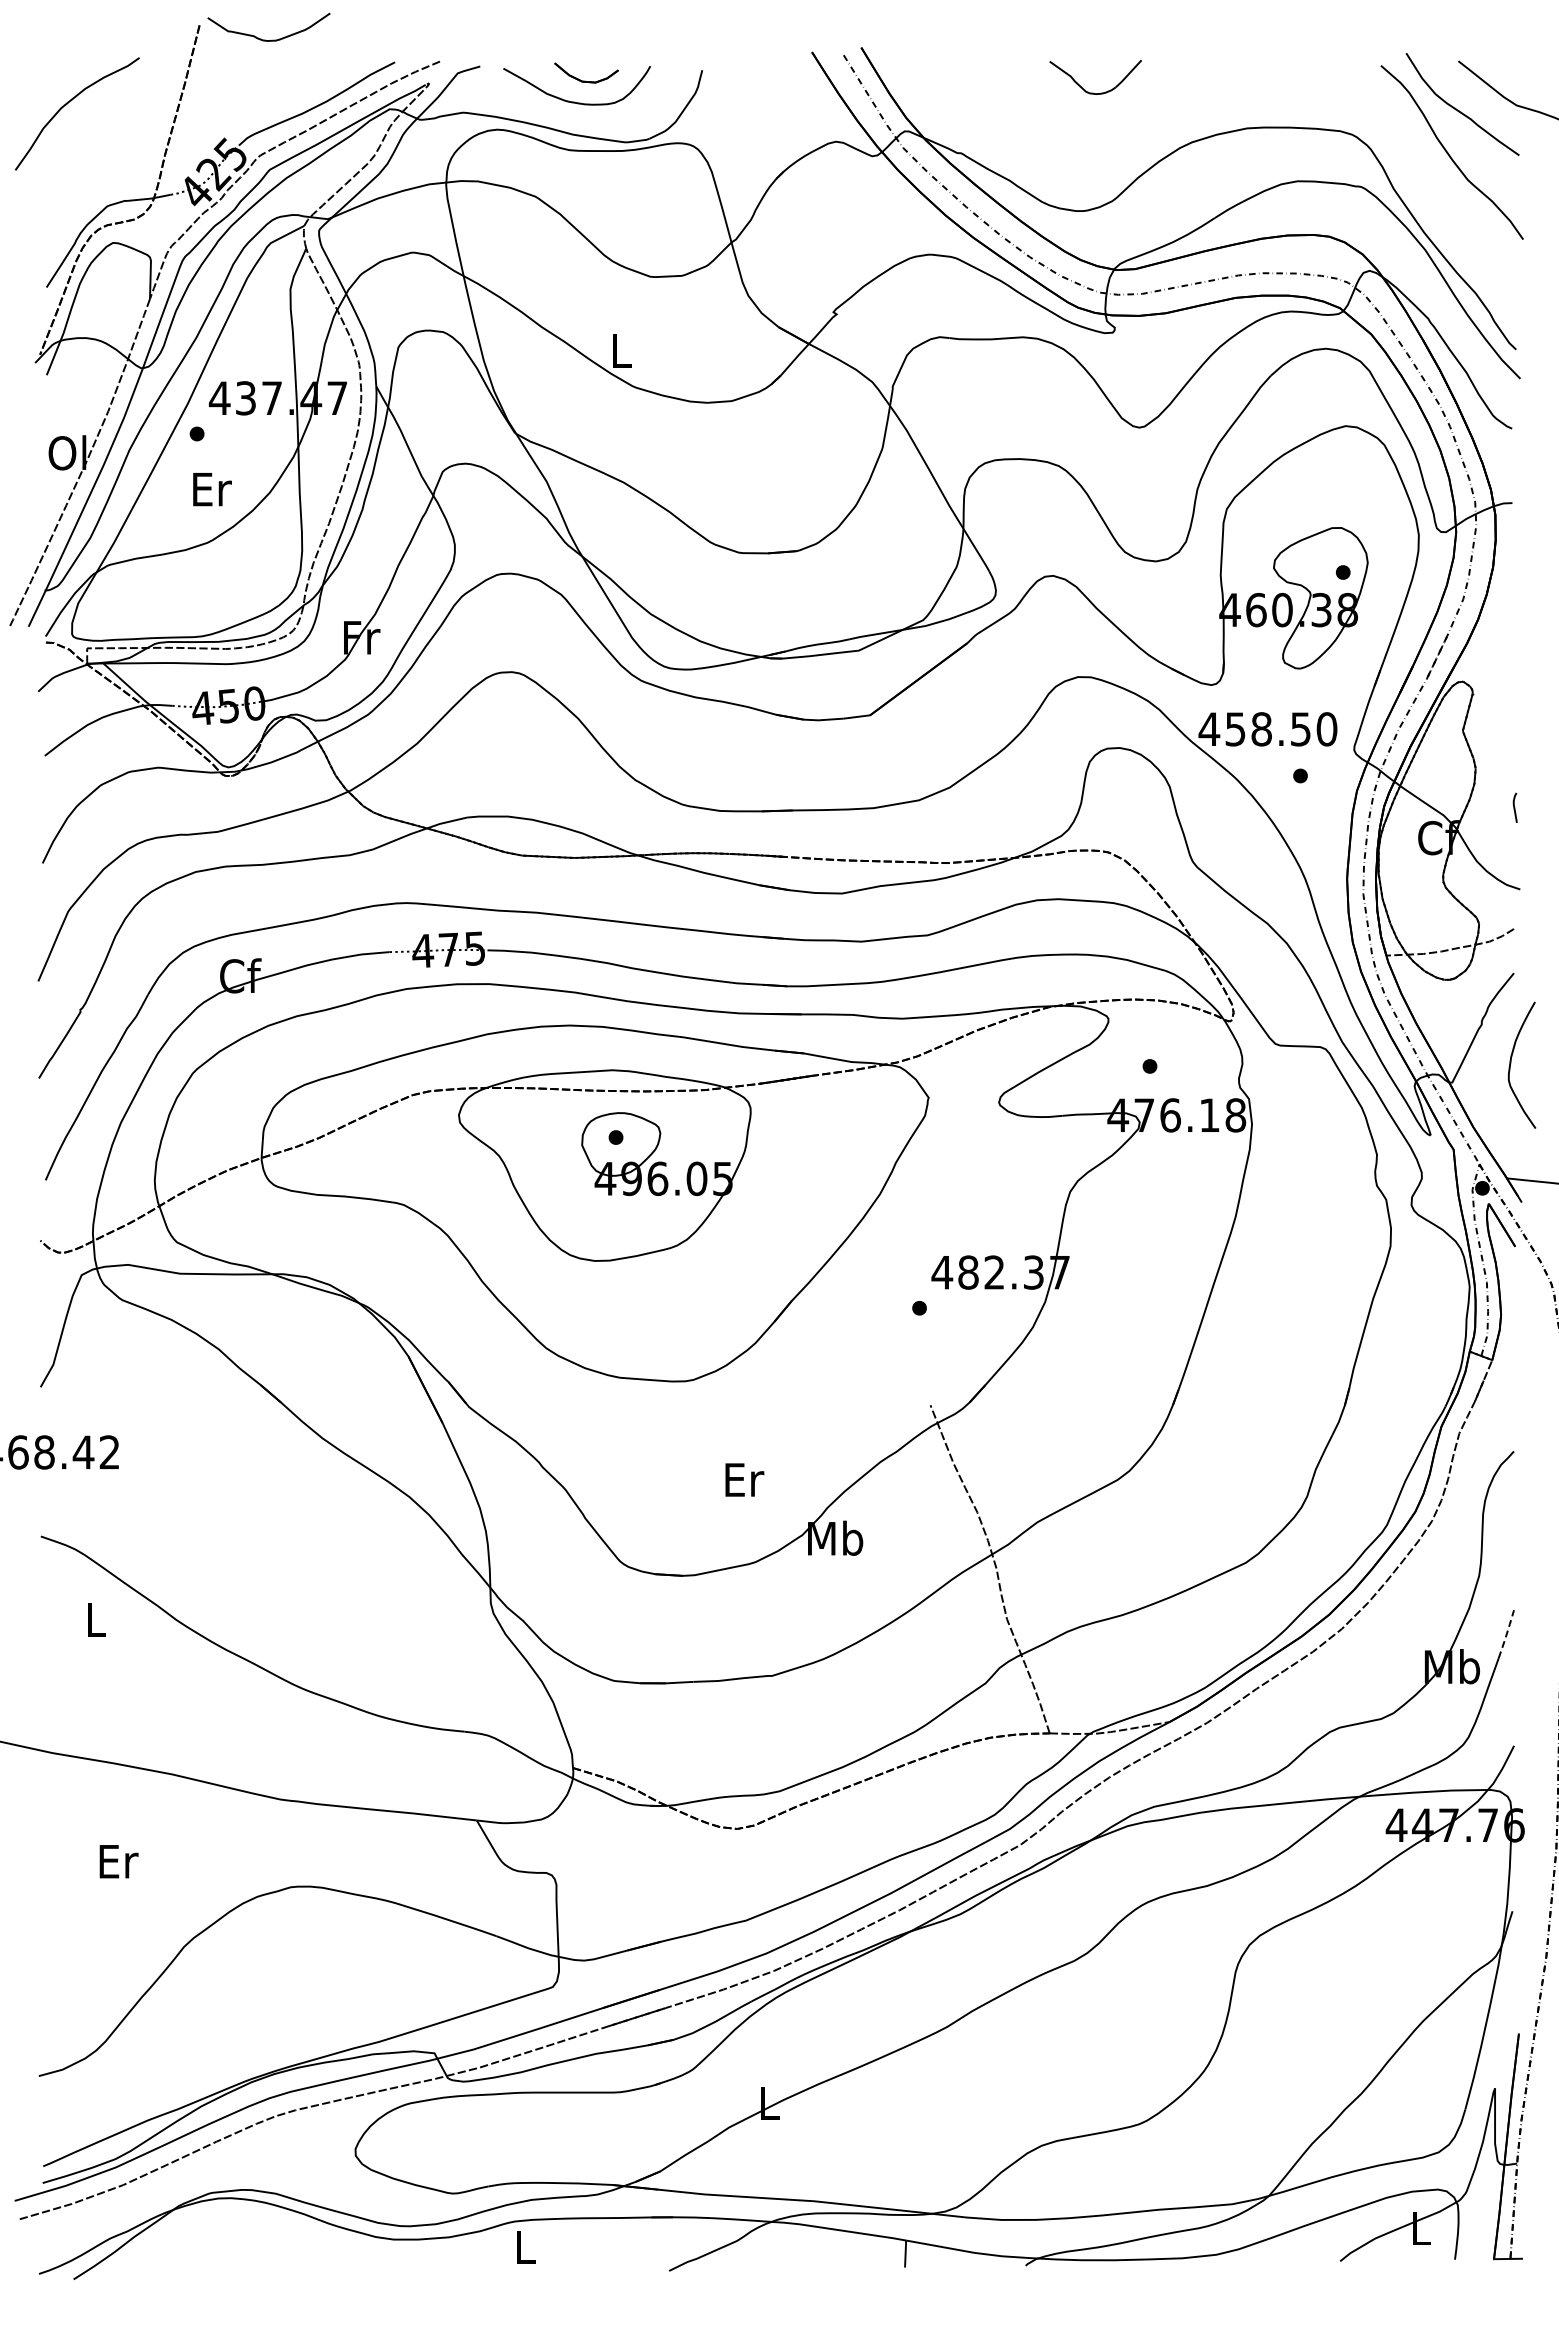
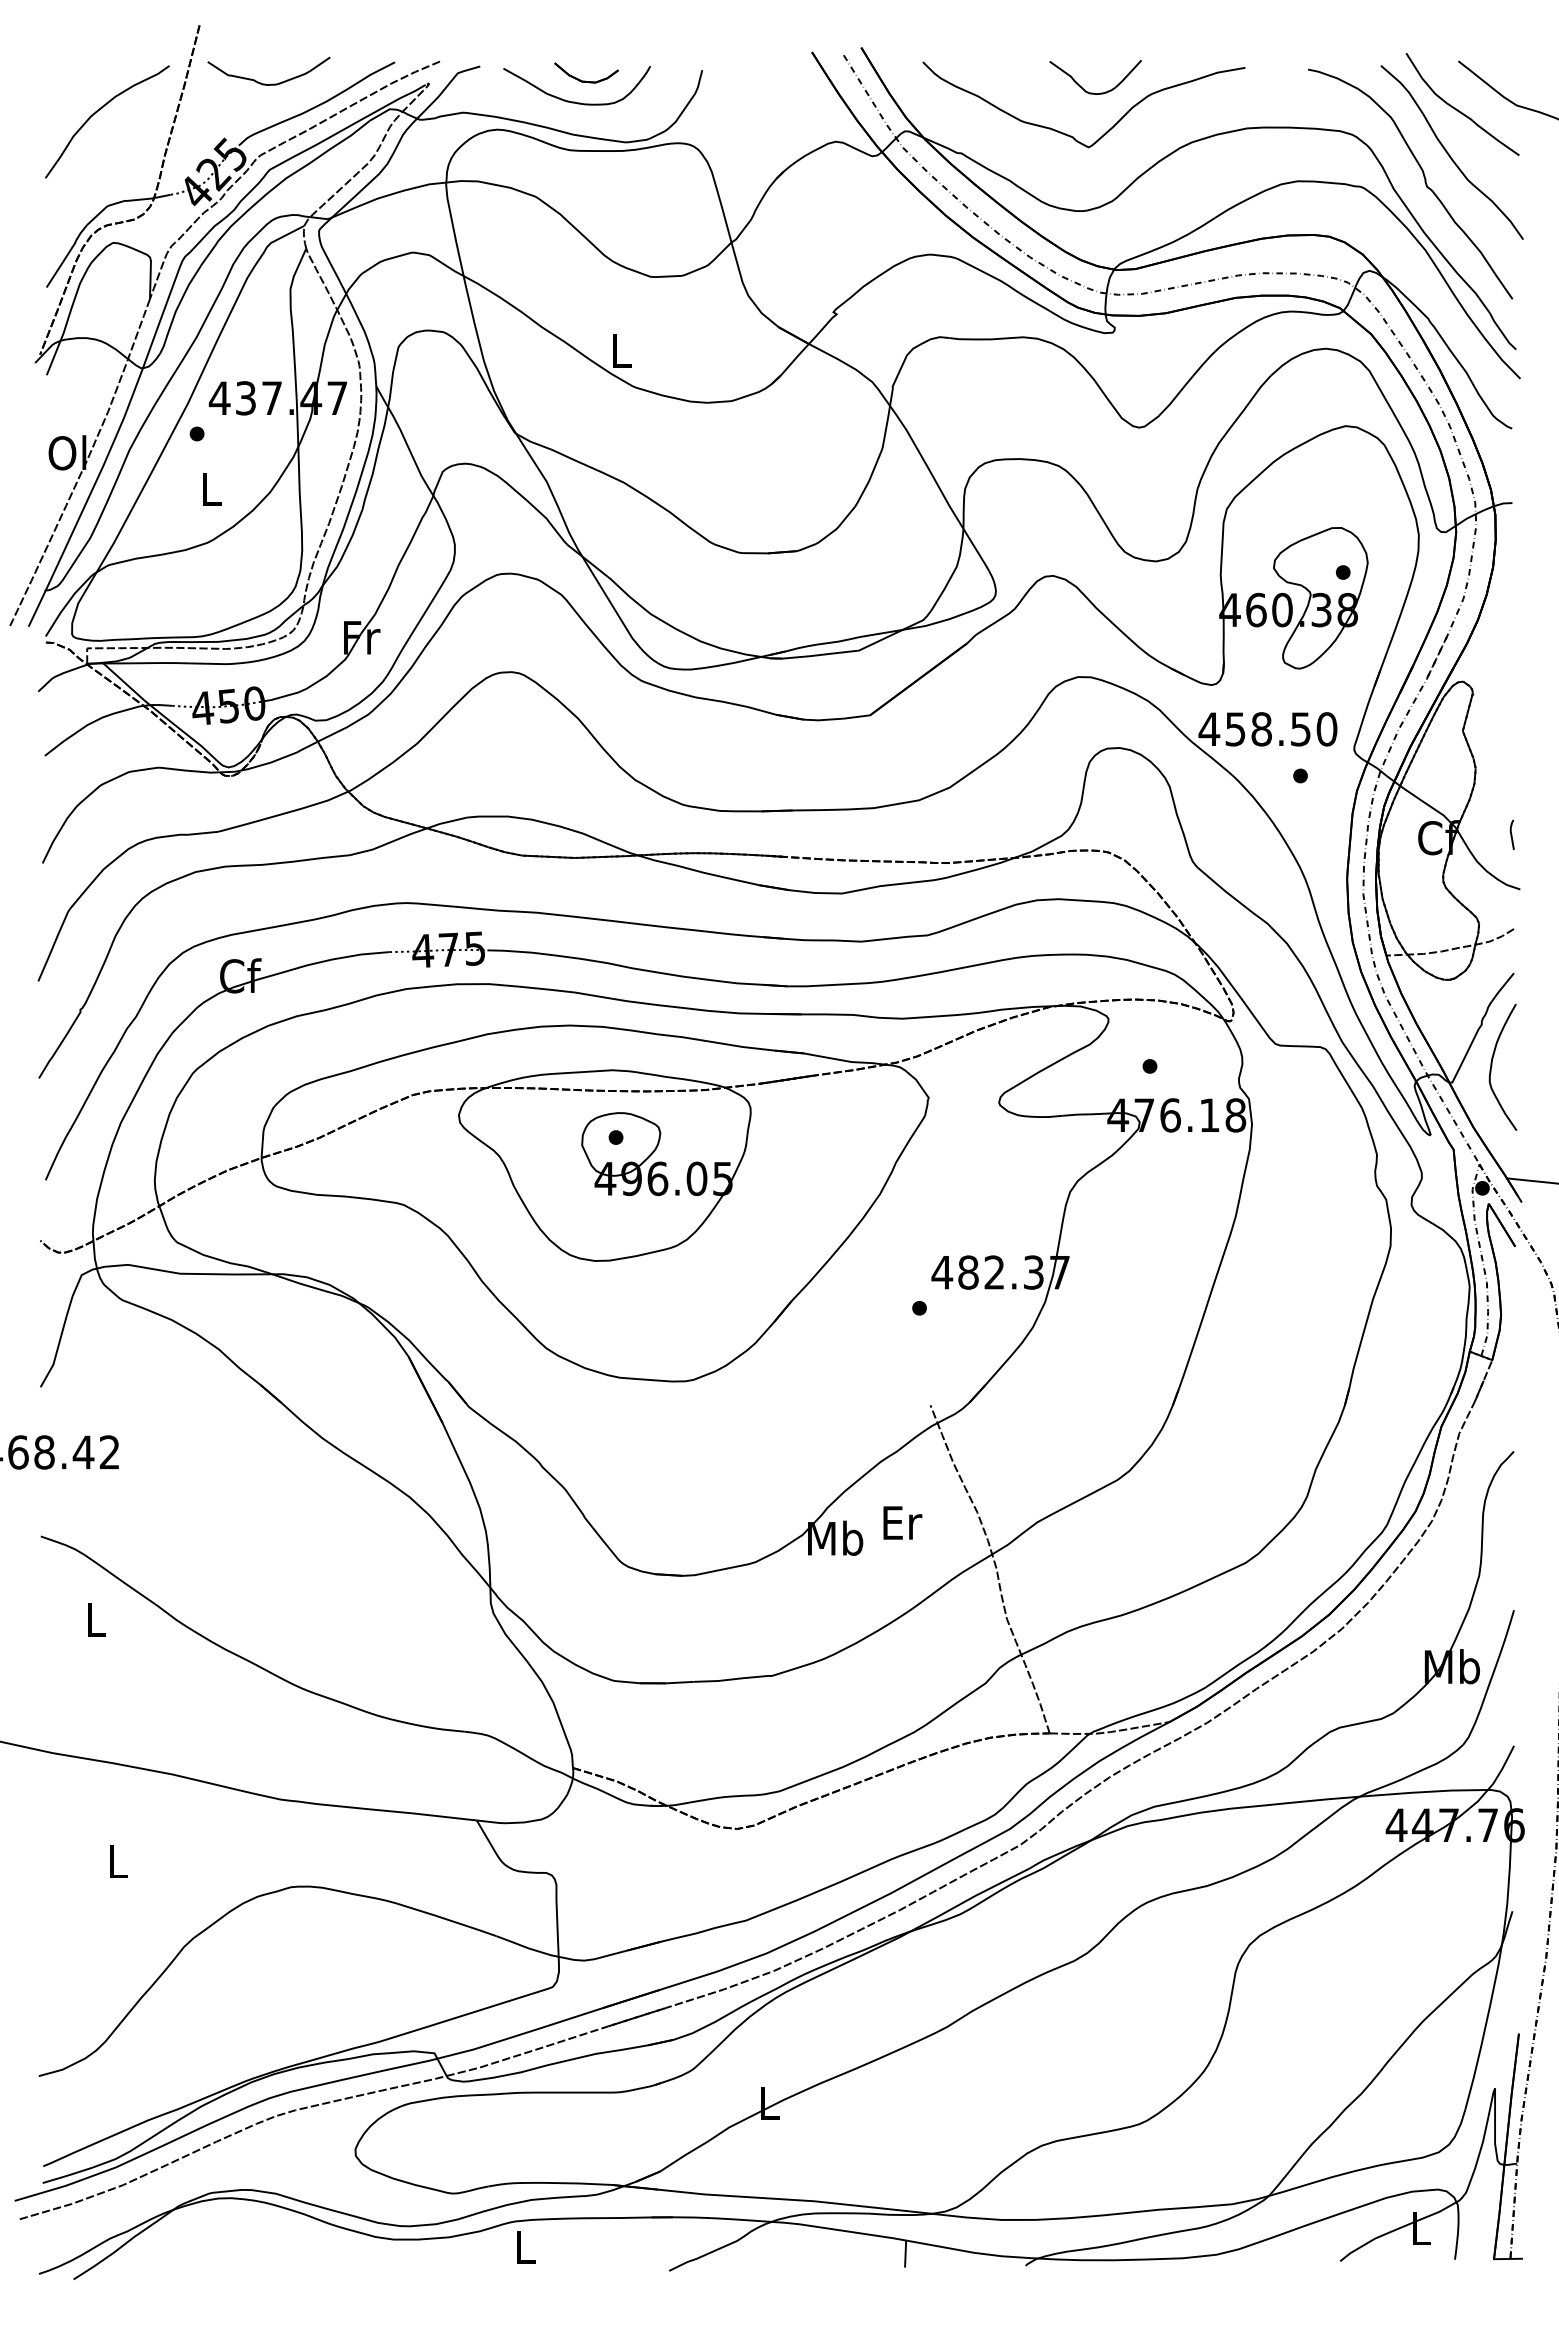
curve position: (265, 39) -> (265, 83) (265, 83)
curve position: (71, 101) -> (101, 109) (101, 109)
curve: none -> present (1071, 135)
curve: none -> present (1424, 182)
text: Er -> L (212, 489)
line position: (1514, 807) -> (1511, 834) (1511, 834)
curve position: (1511, 1064) -> (1492, 1066) (1492, 1066)
text position: (744, 1479) -> (902, 1522) (902, 1522)
line: dashed -> solid (1506, 1633)
text: Er -> L (118, 1861)
